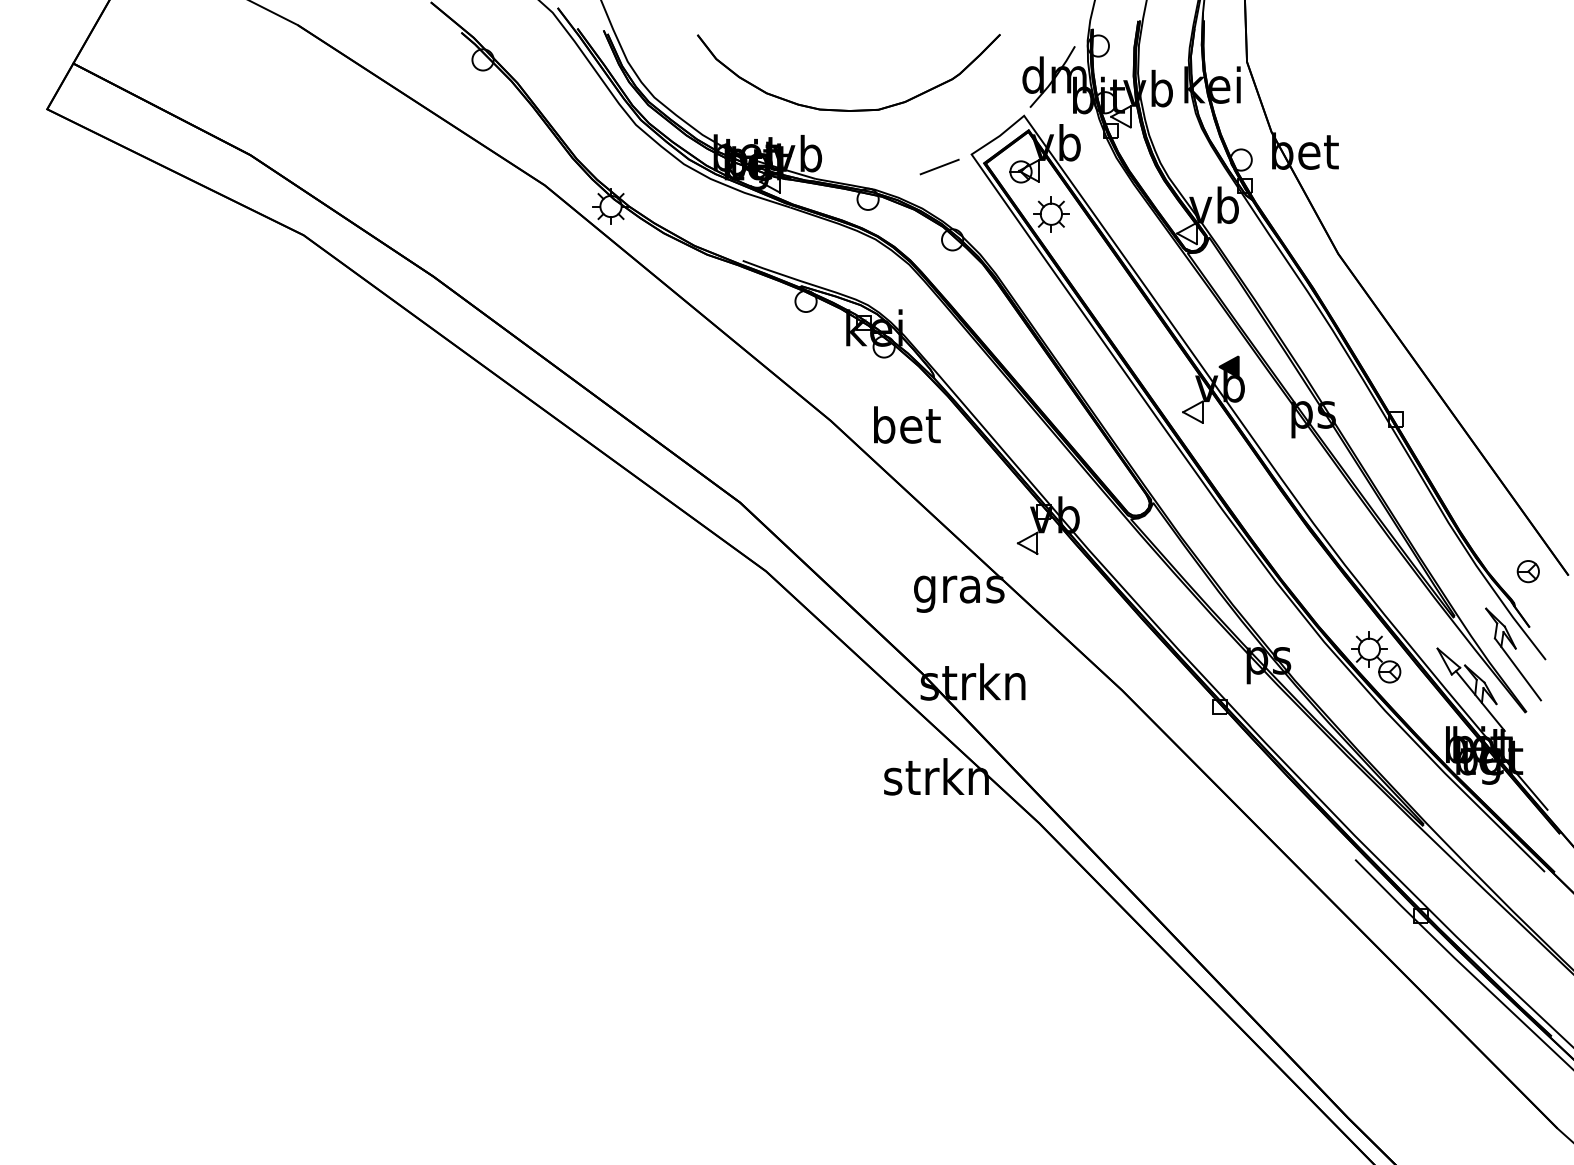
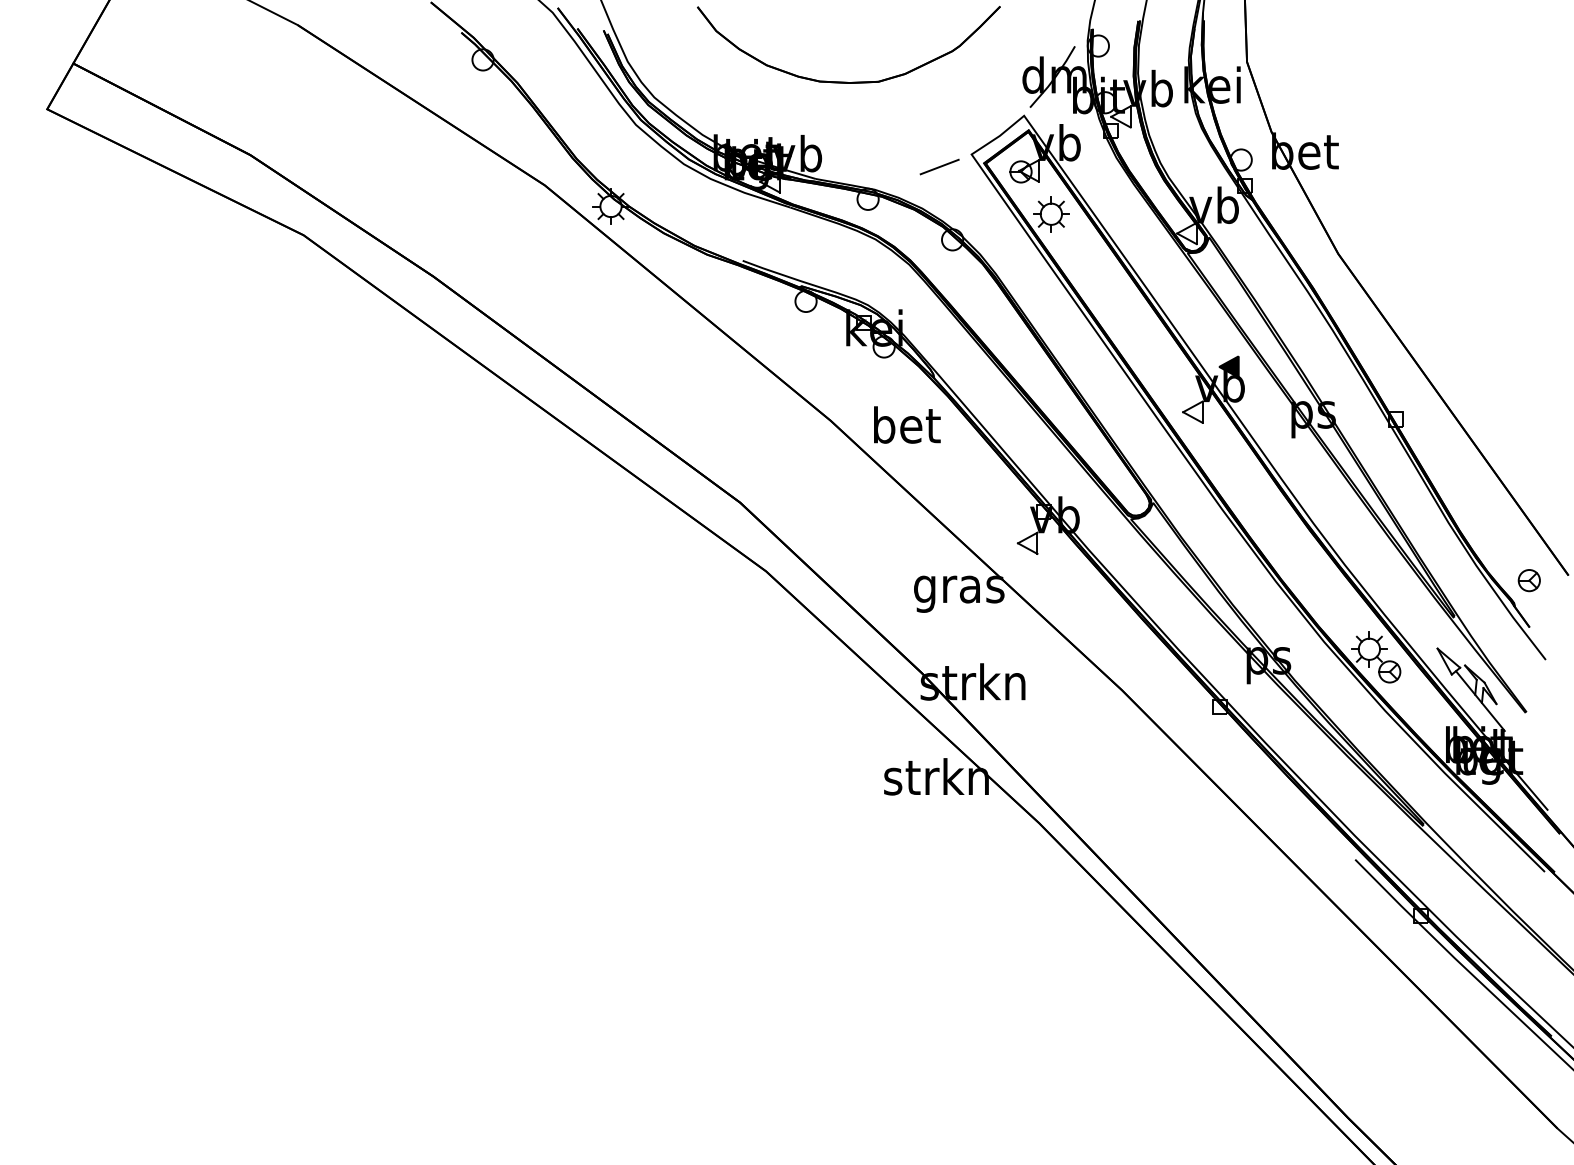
part position: (847, 109) -> (847, 81) (847, 81)
part position: (1527, 571) -> (1528, 580) (1528, 580)
part: present -> none (1513, 654)
